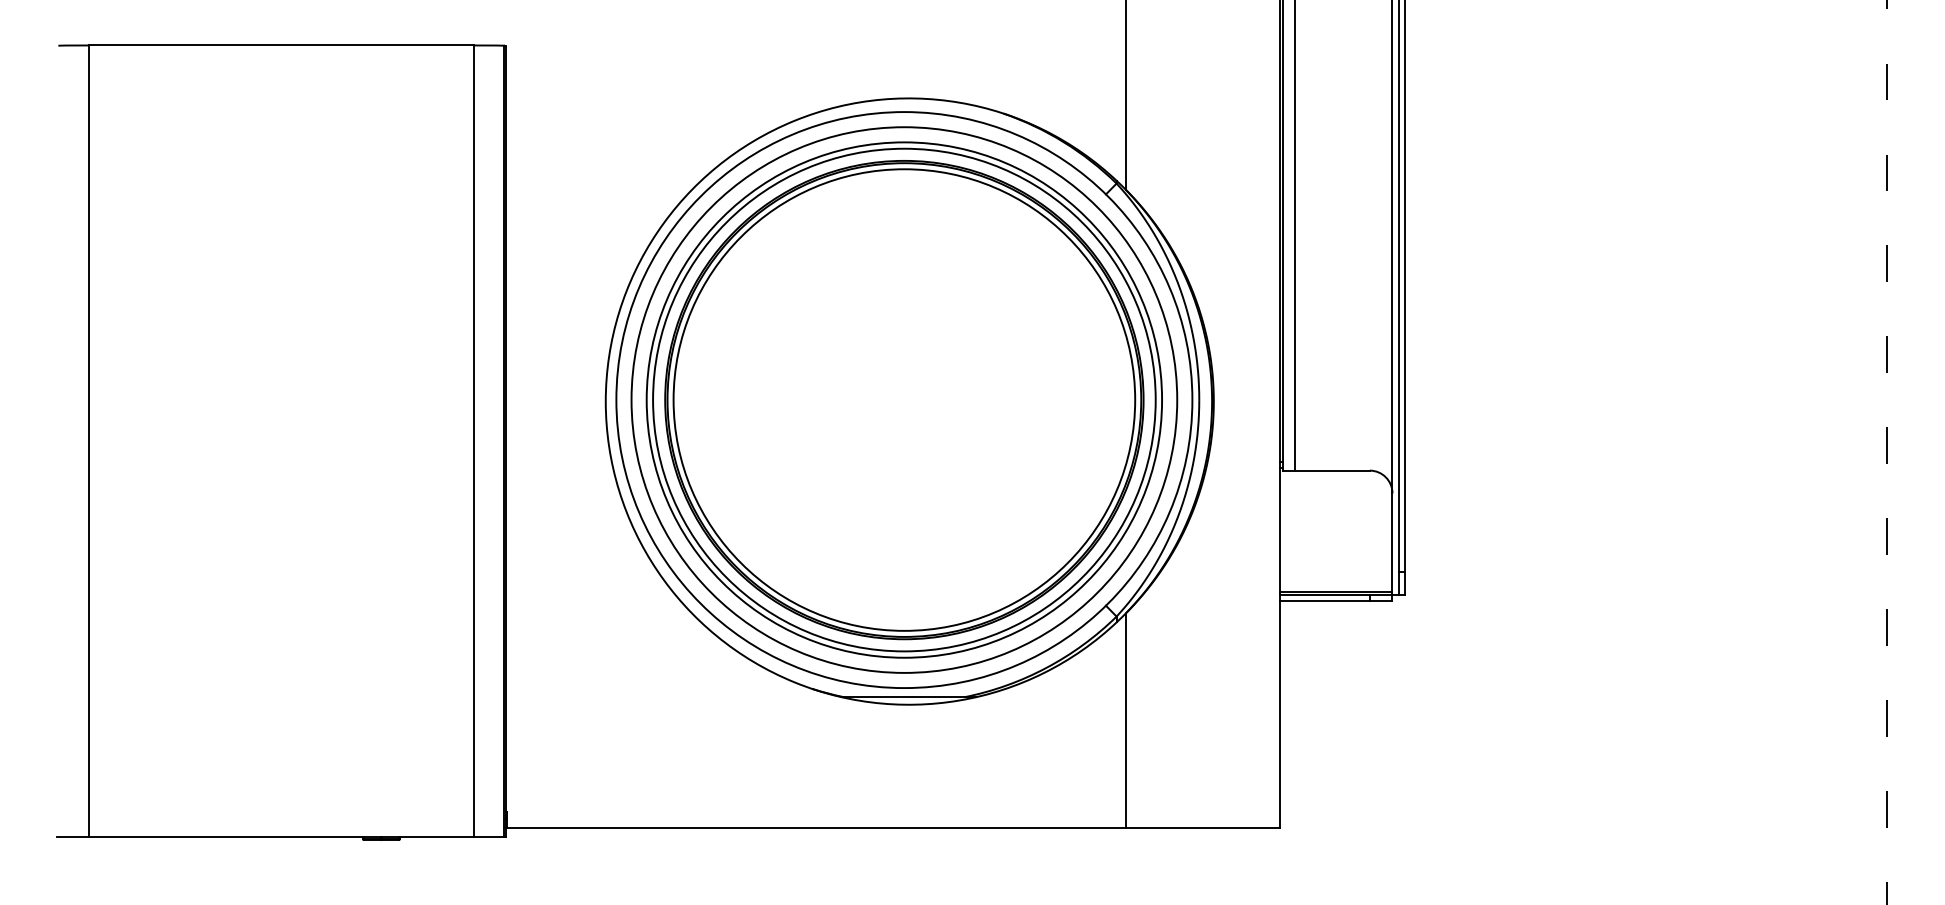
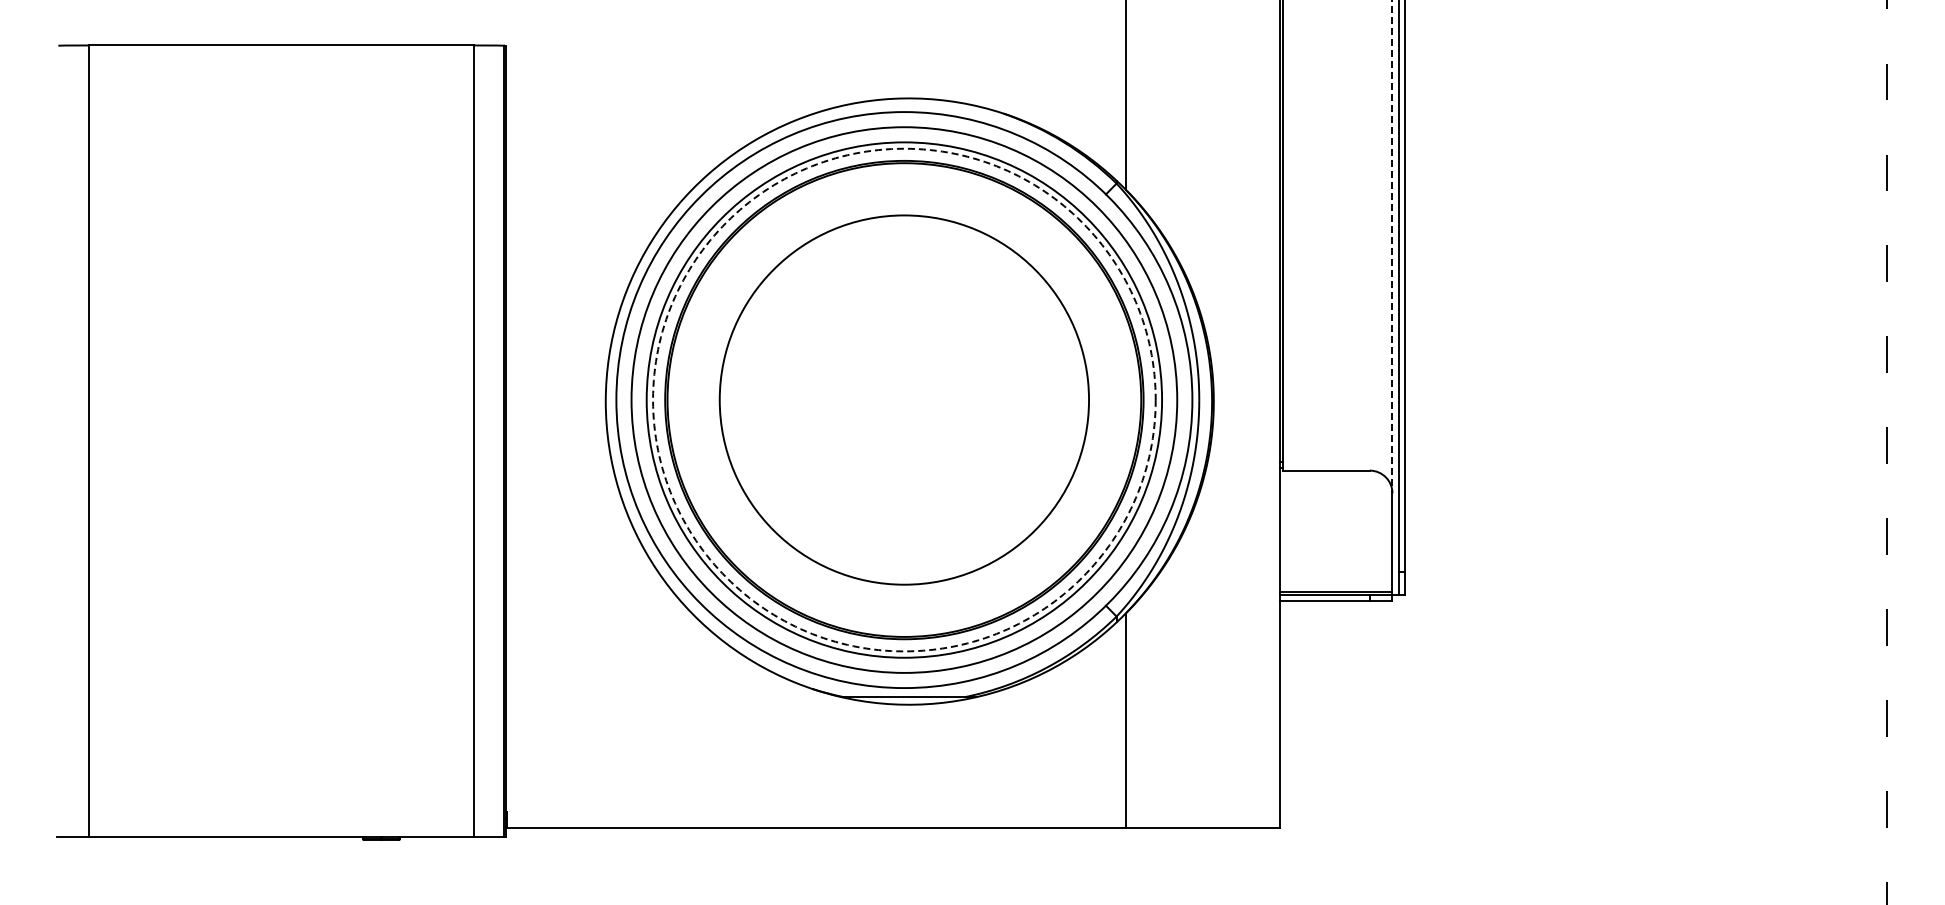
line: present -> none (1295, 236)
line: solid -> dashed (1392, 247)
circle diameter: 462 px -> 369 px (904, 399)
circle: solid -> dashed (904, 399)
